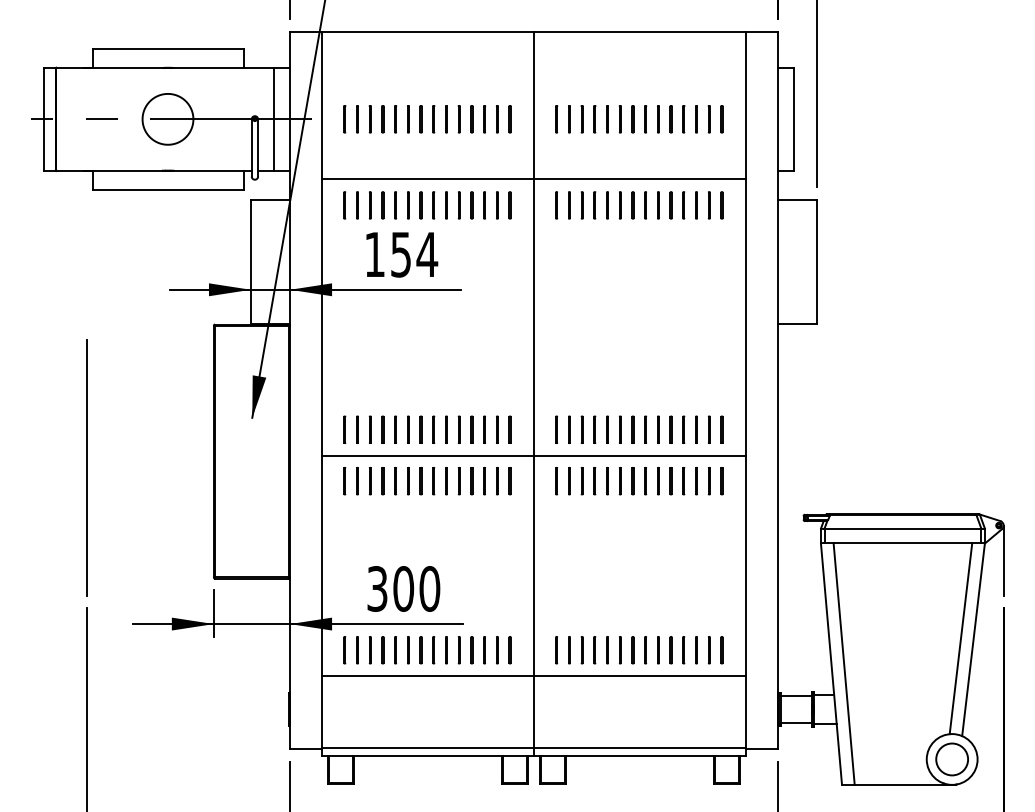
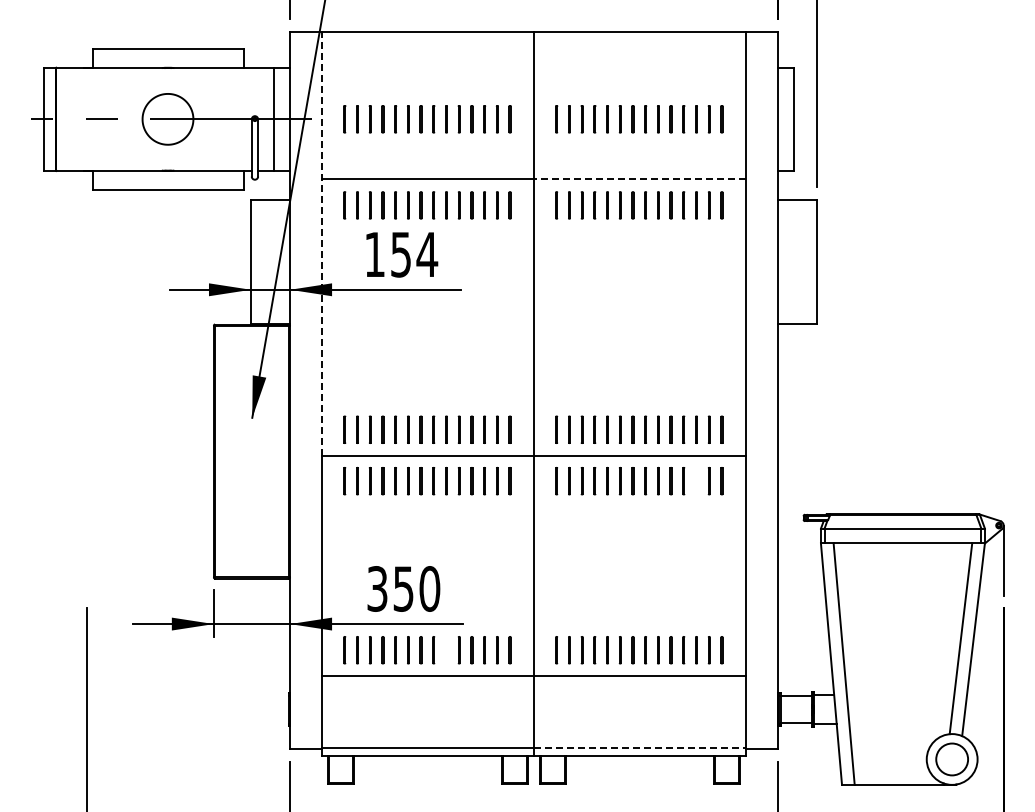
line: solid -> dashed (639, 179)
line: solid -> dashed (322, 243)
line: present -> none (86, 467)
line: present -> none (696, 481)
text: 300 -> 350 (403, 588)
line: present -> none (446, 650)
line: solid -> dashed (639, 748)
